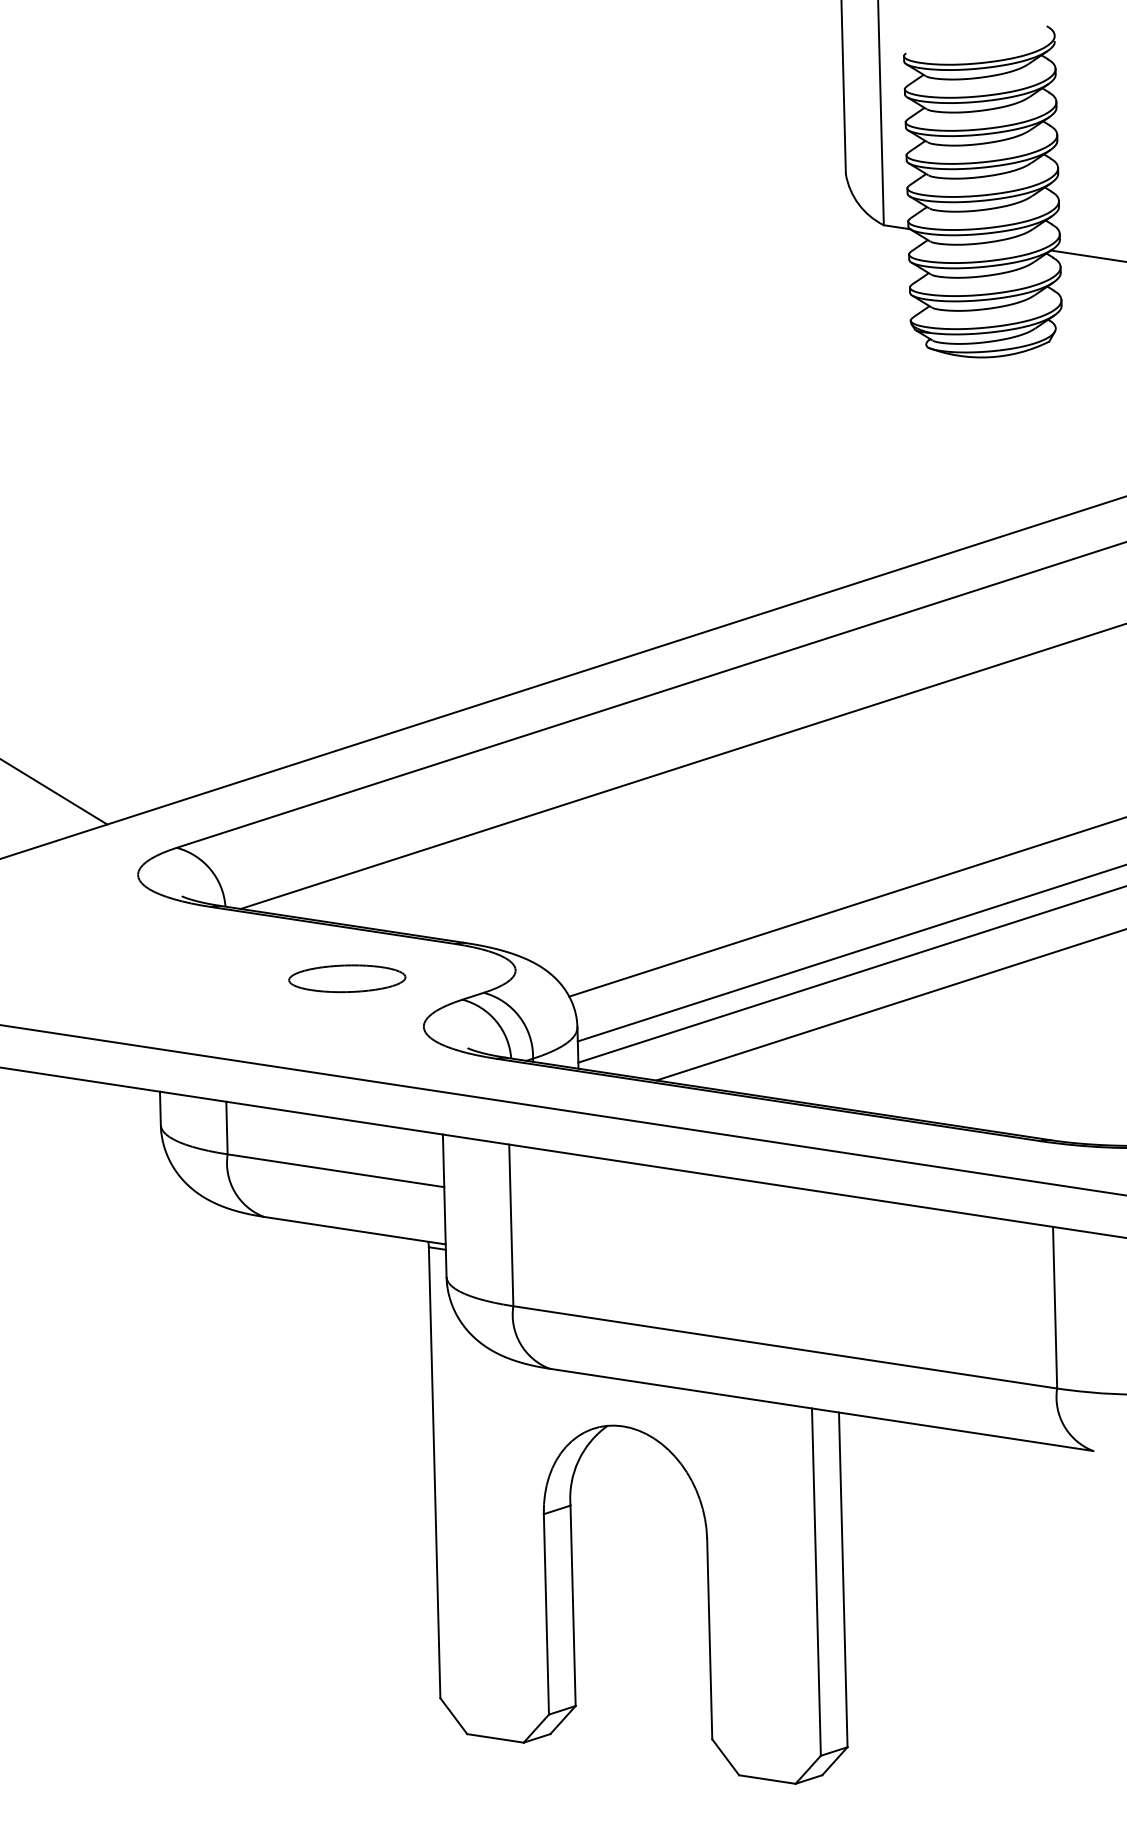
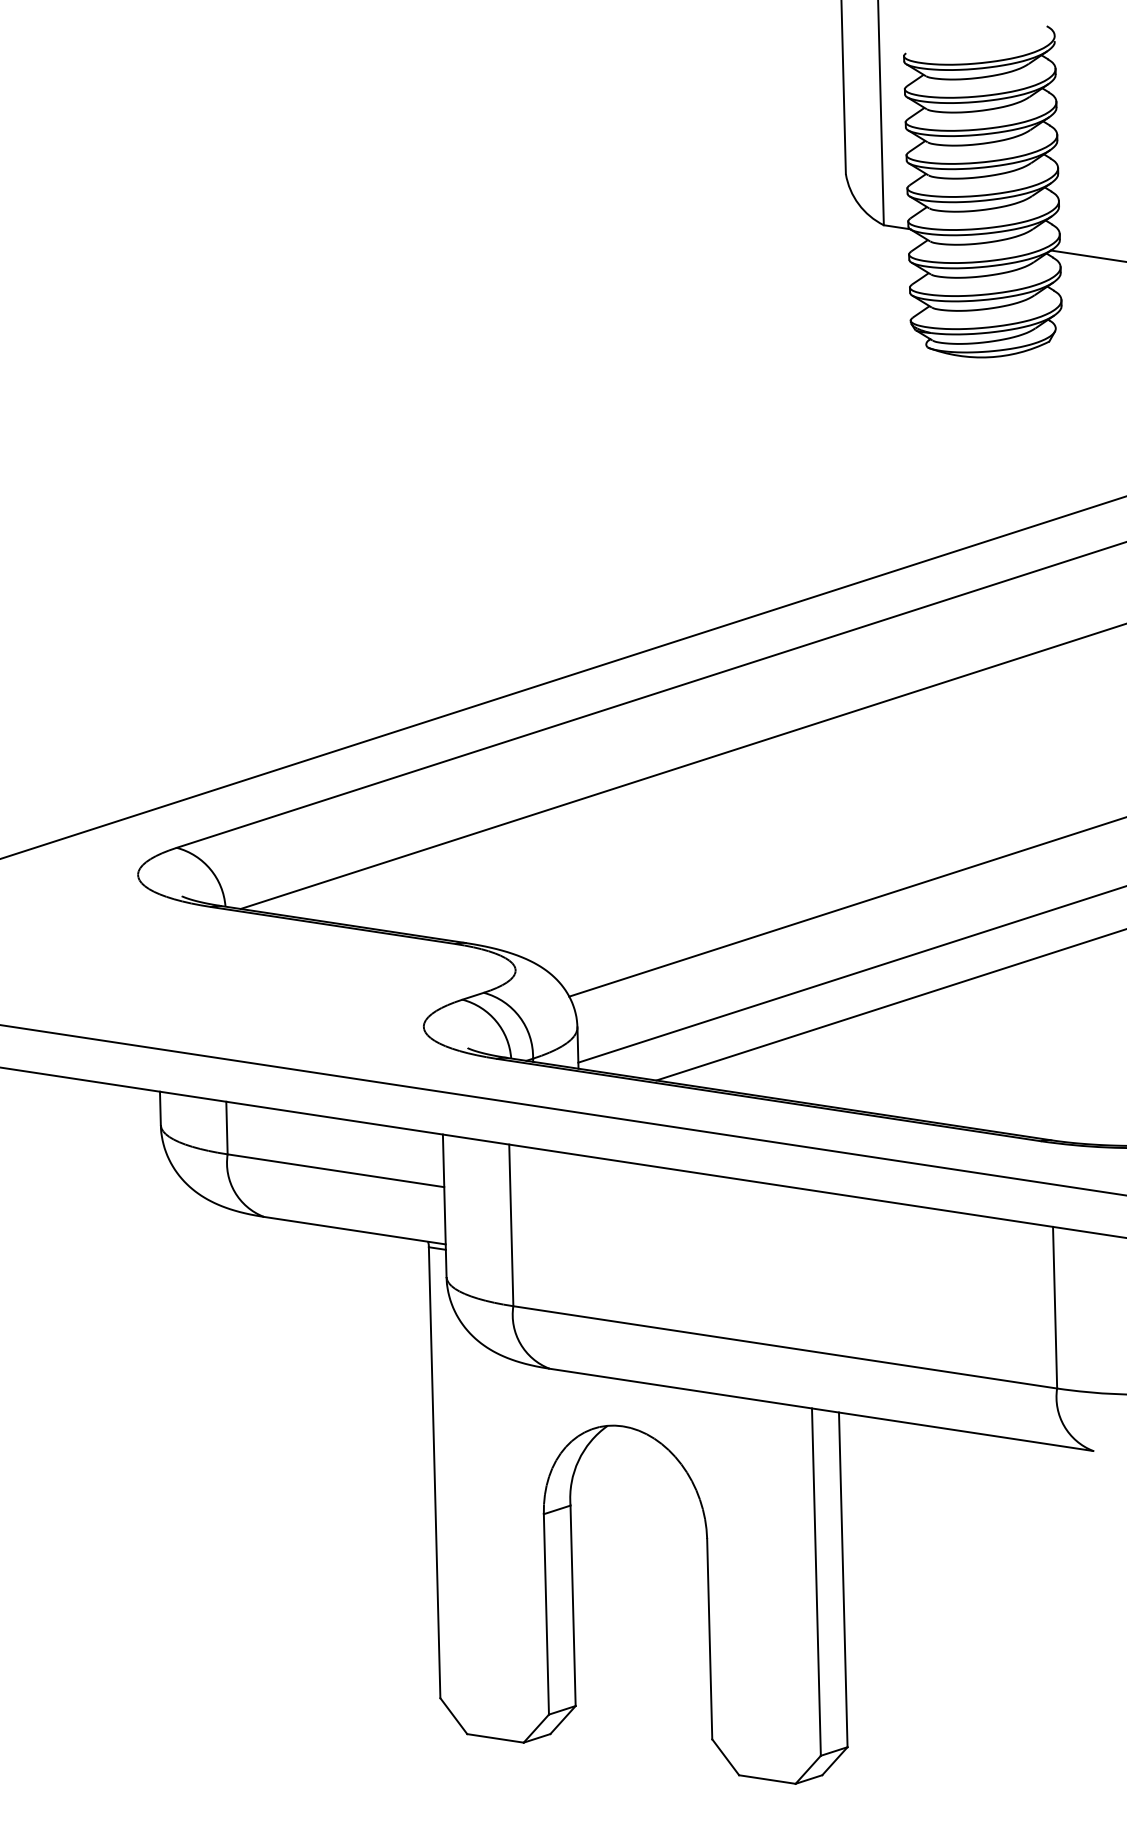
line: present -> none (54, 792)
line: present -> none (850, 953)
part: present -> none (347, 978)
